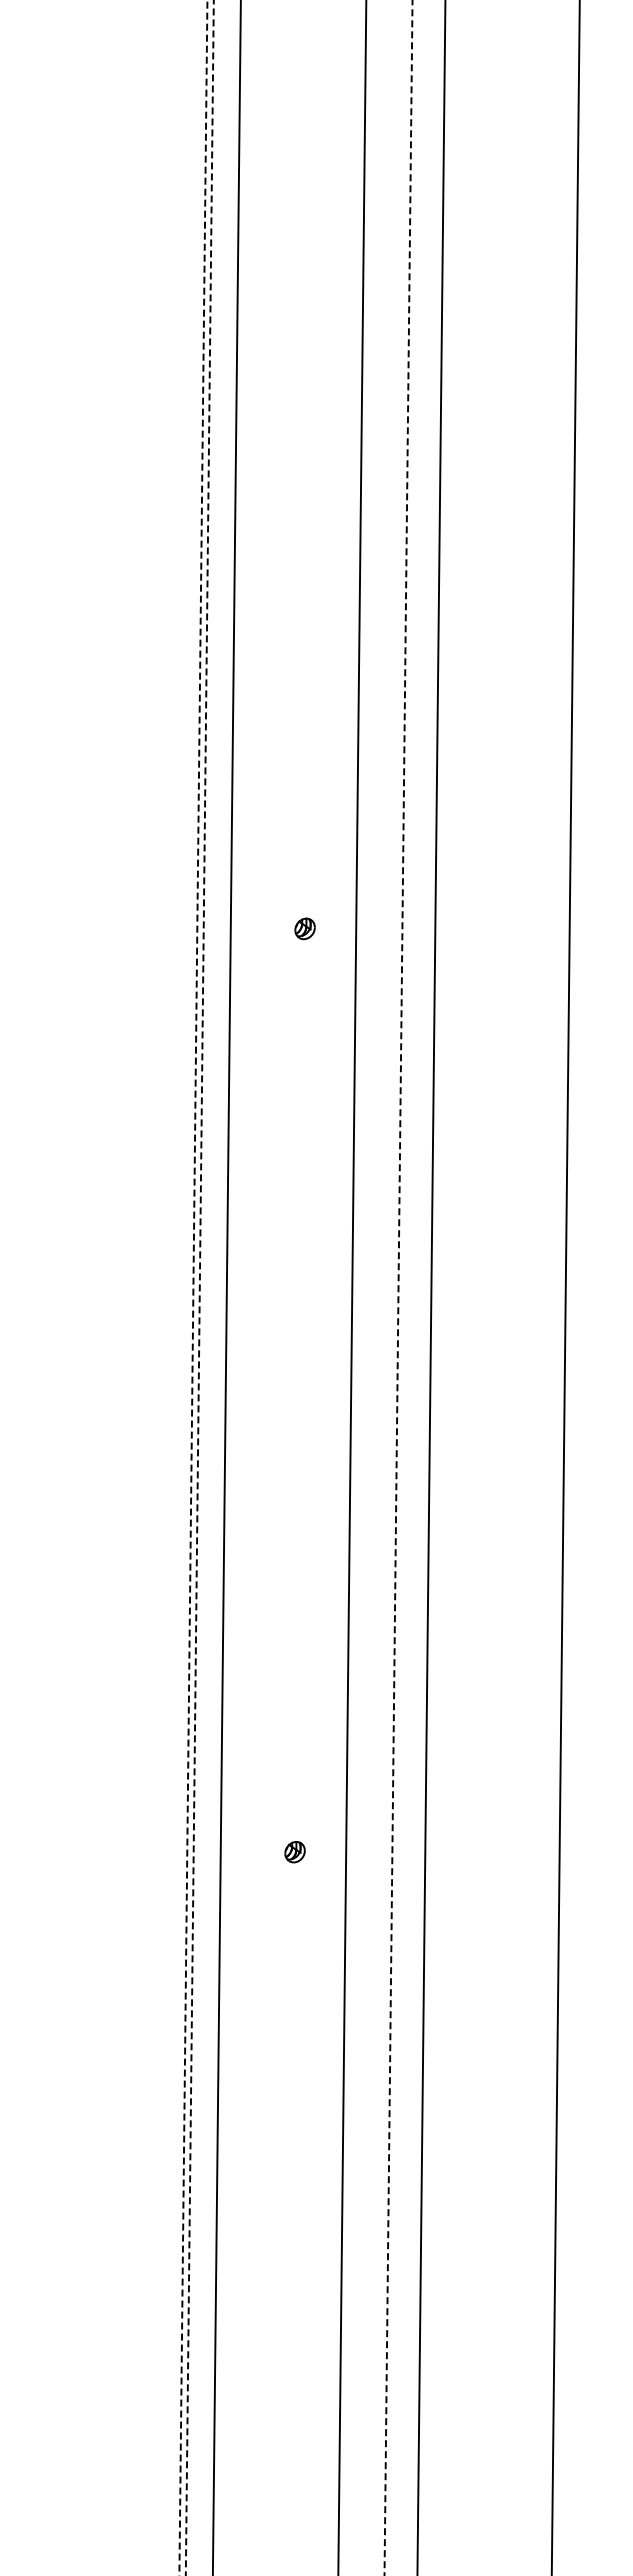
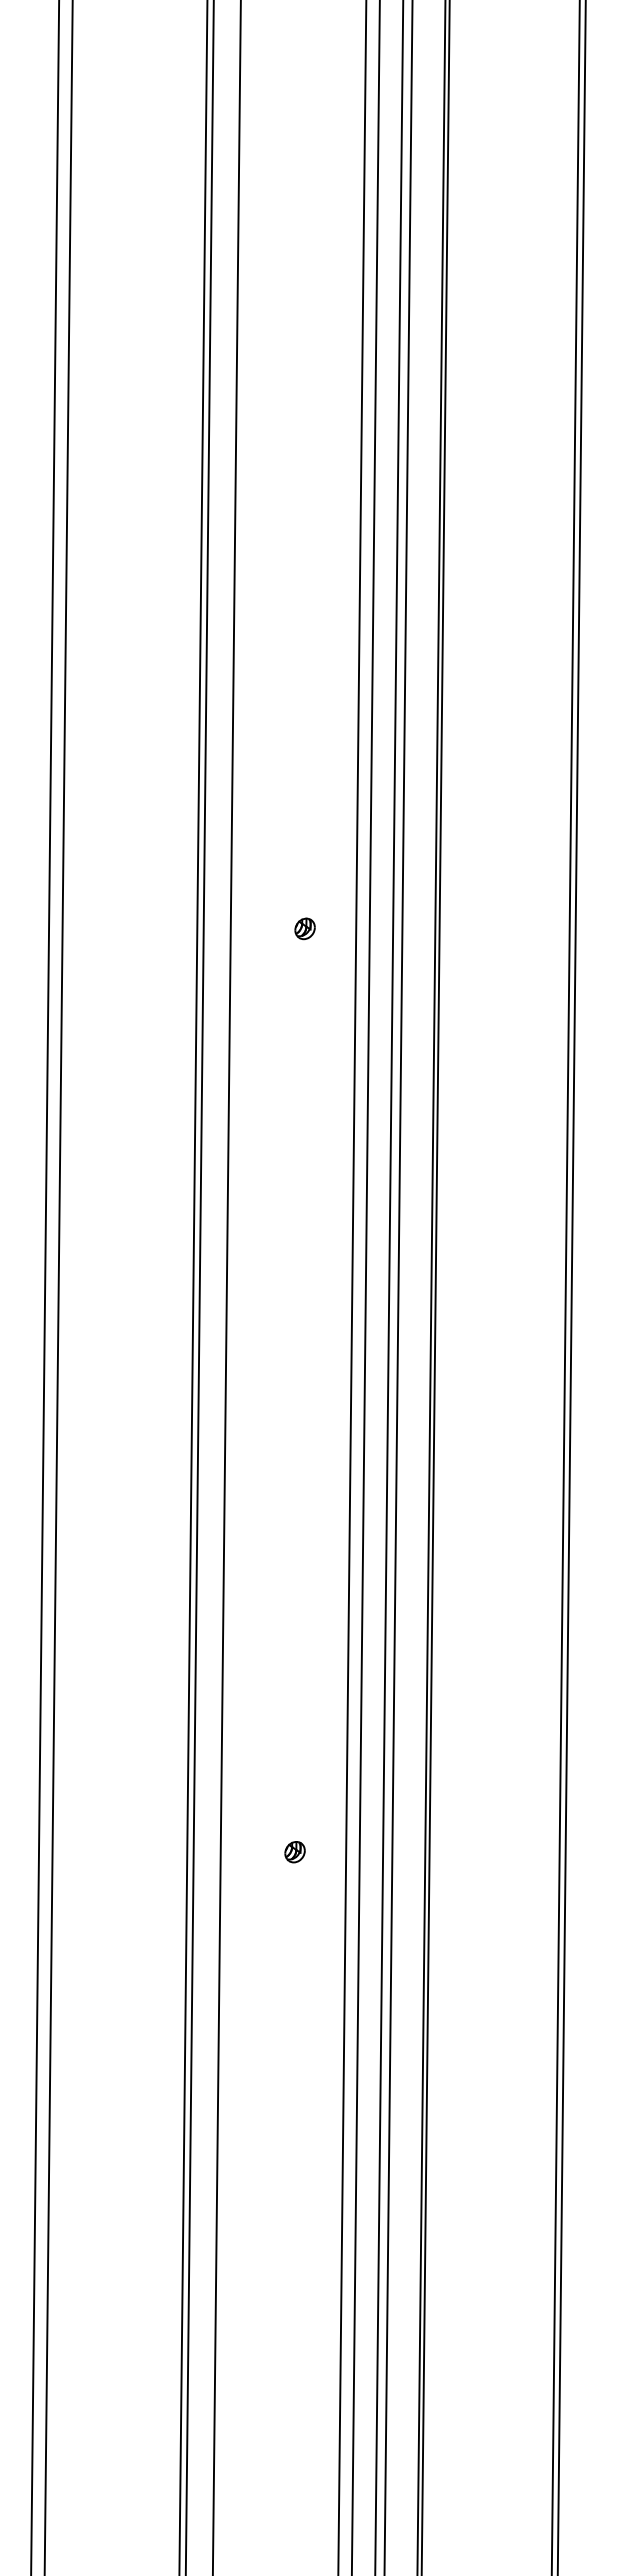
line: none -> present (45, 1287)
line: none -> present (58, 1287)
line: dashed -> solid (193, 1287)
line: dashed -> solid (199, 1287)
line: none -> present (365, 1287)
line: none -> present (389, 1287)
line: none -> present (435, 1287)
line: none -> present (571, 1287)
line: dashed -> solid (398, 1288)
